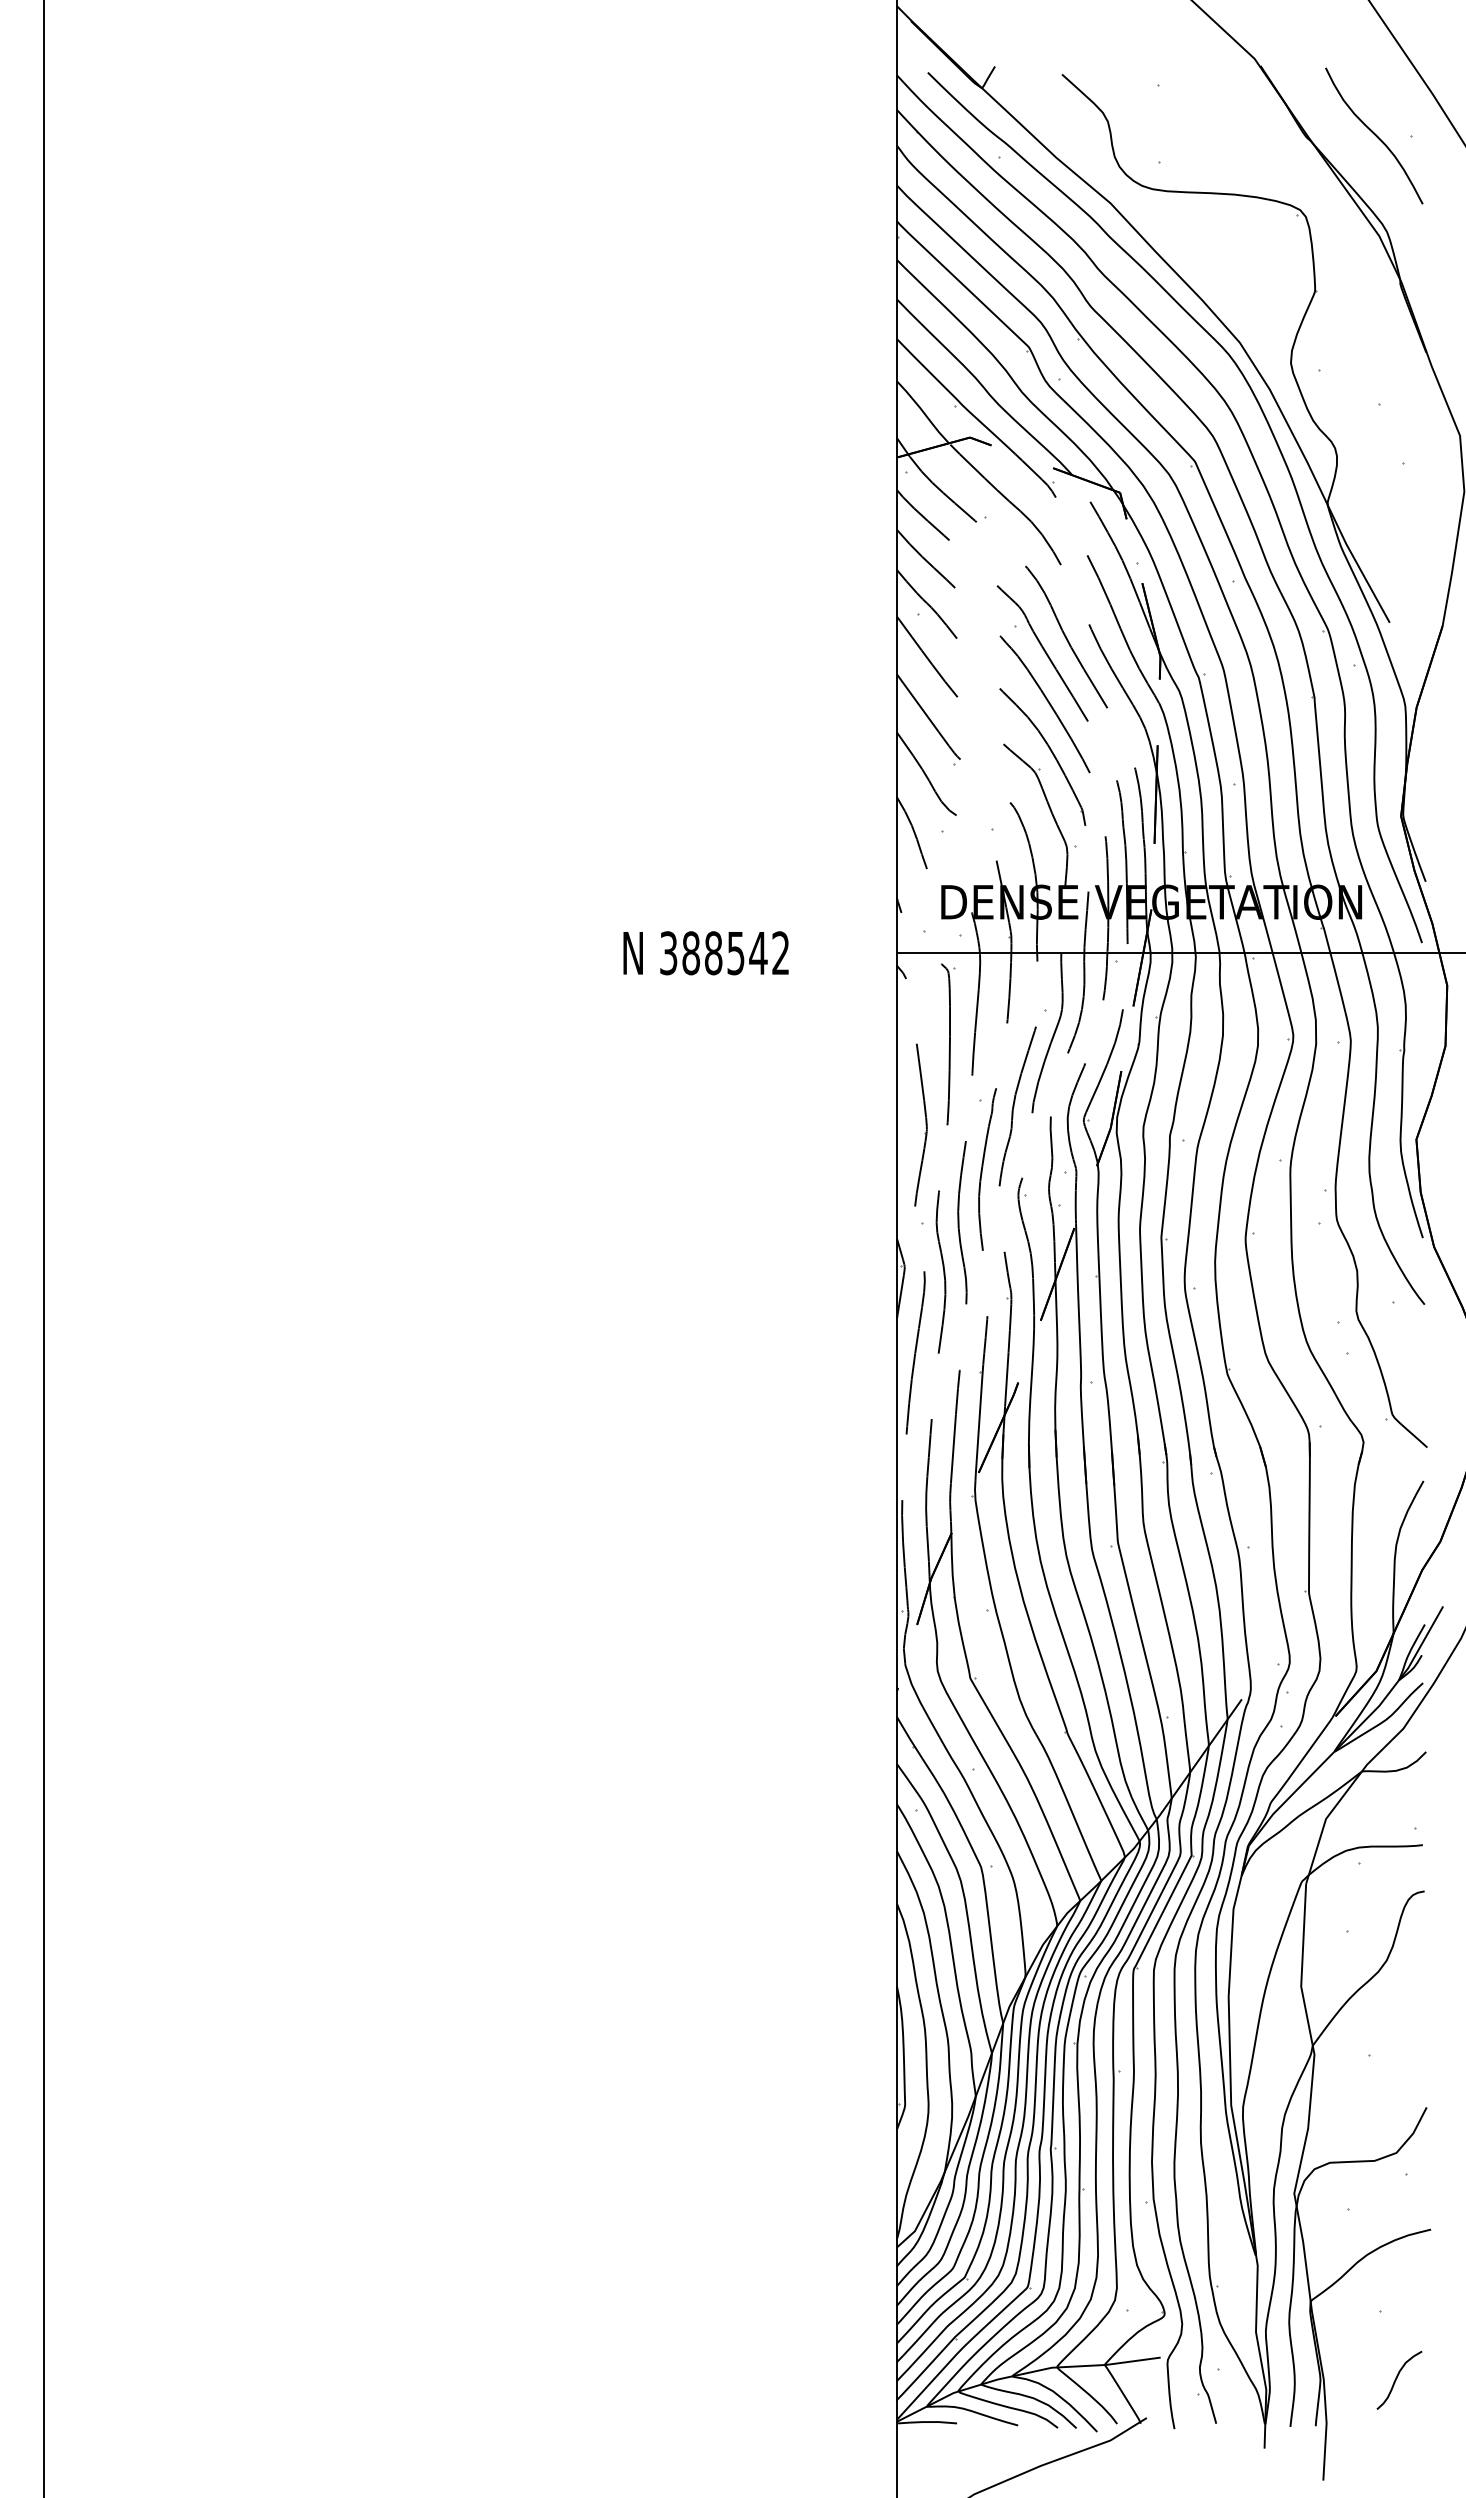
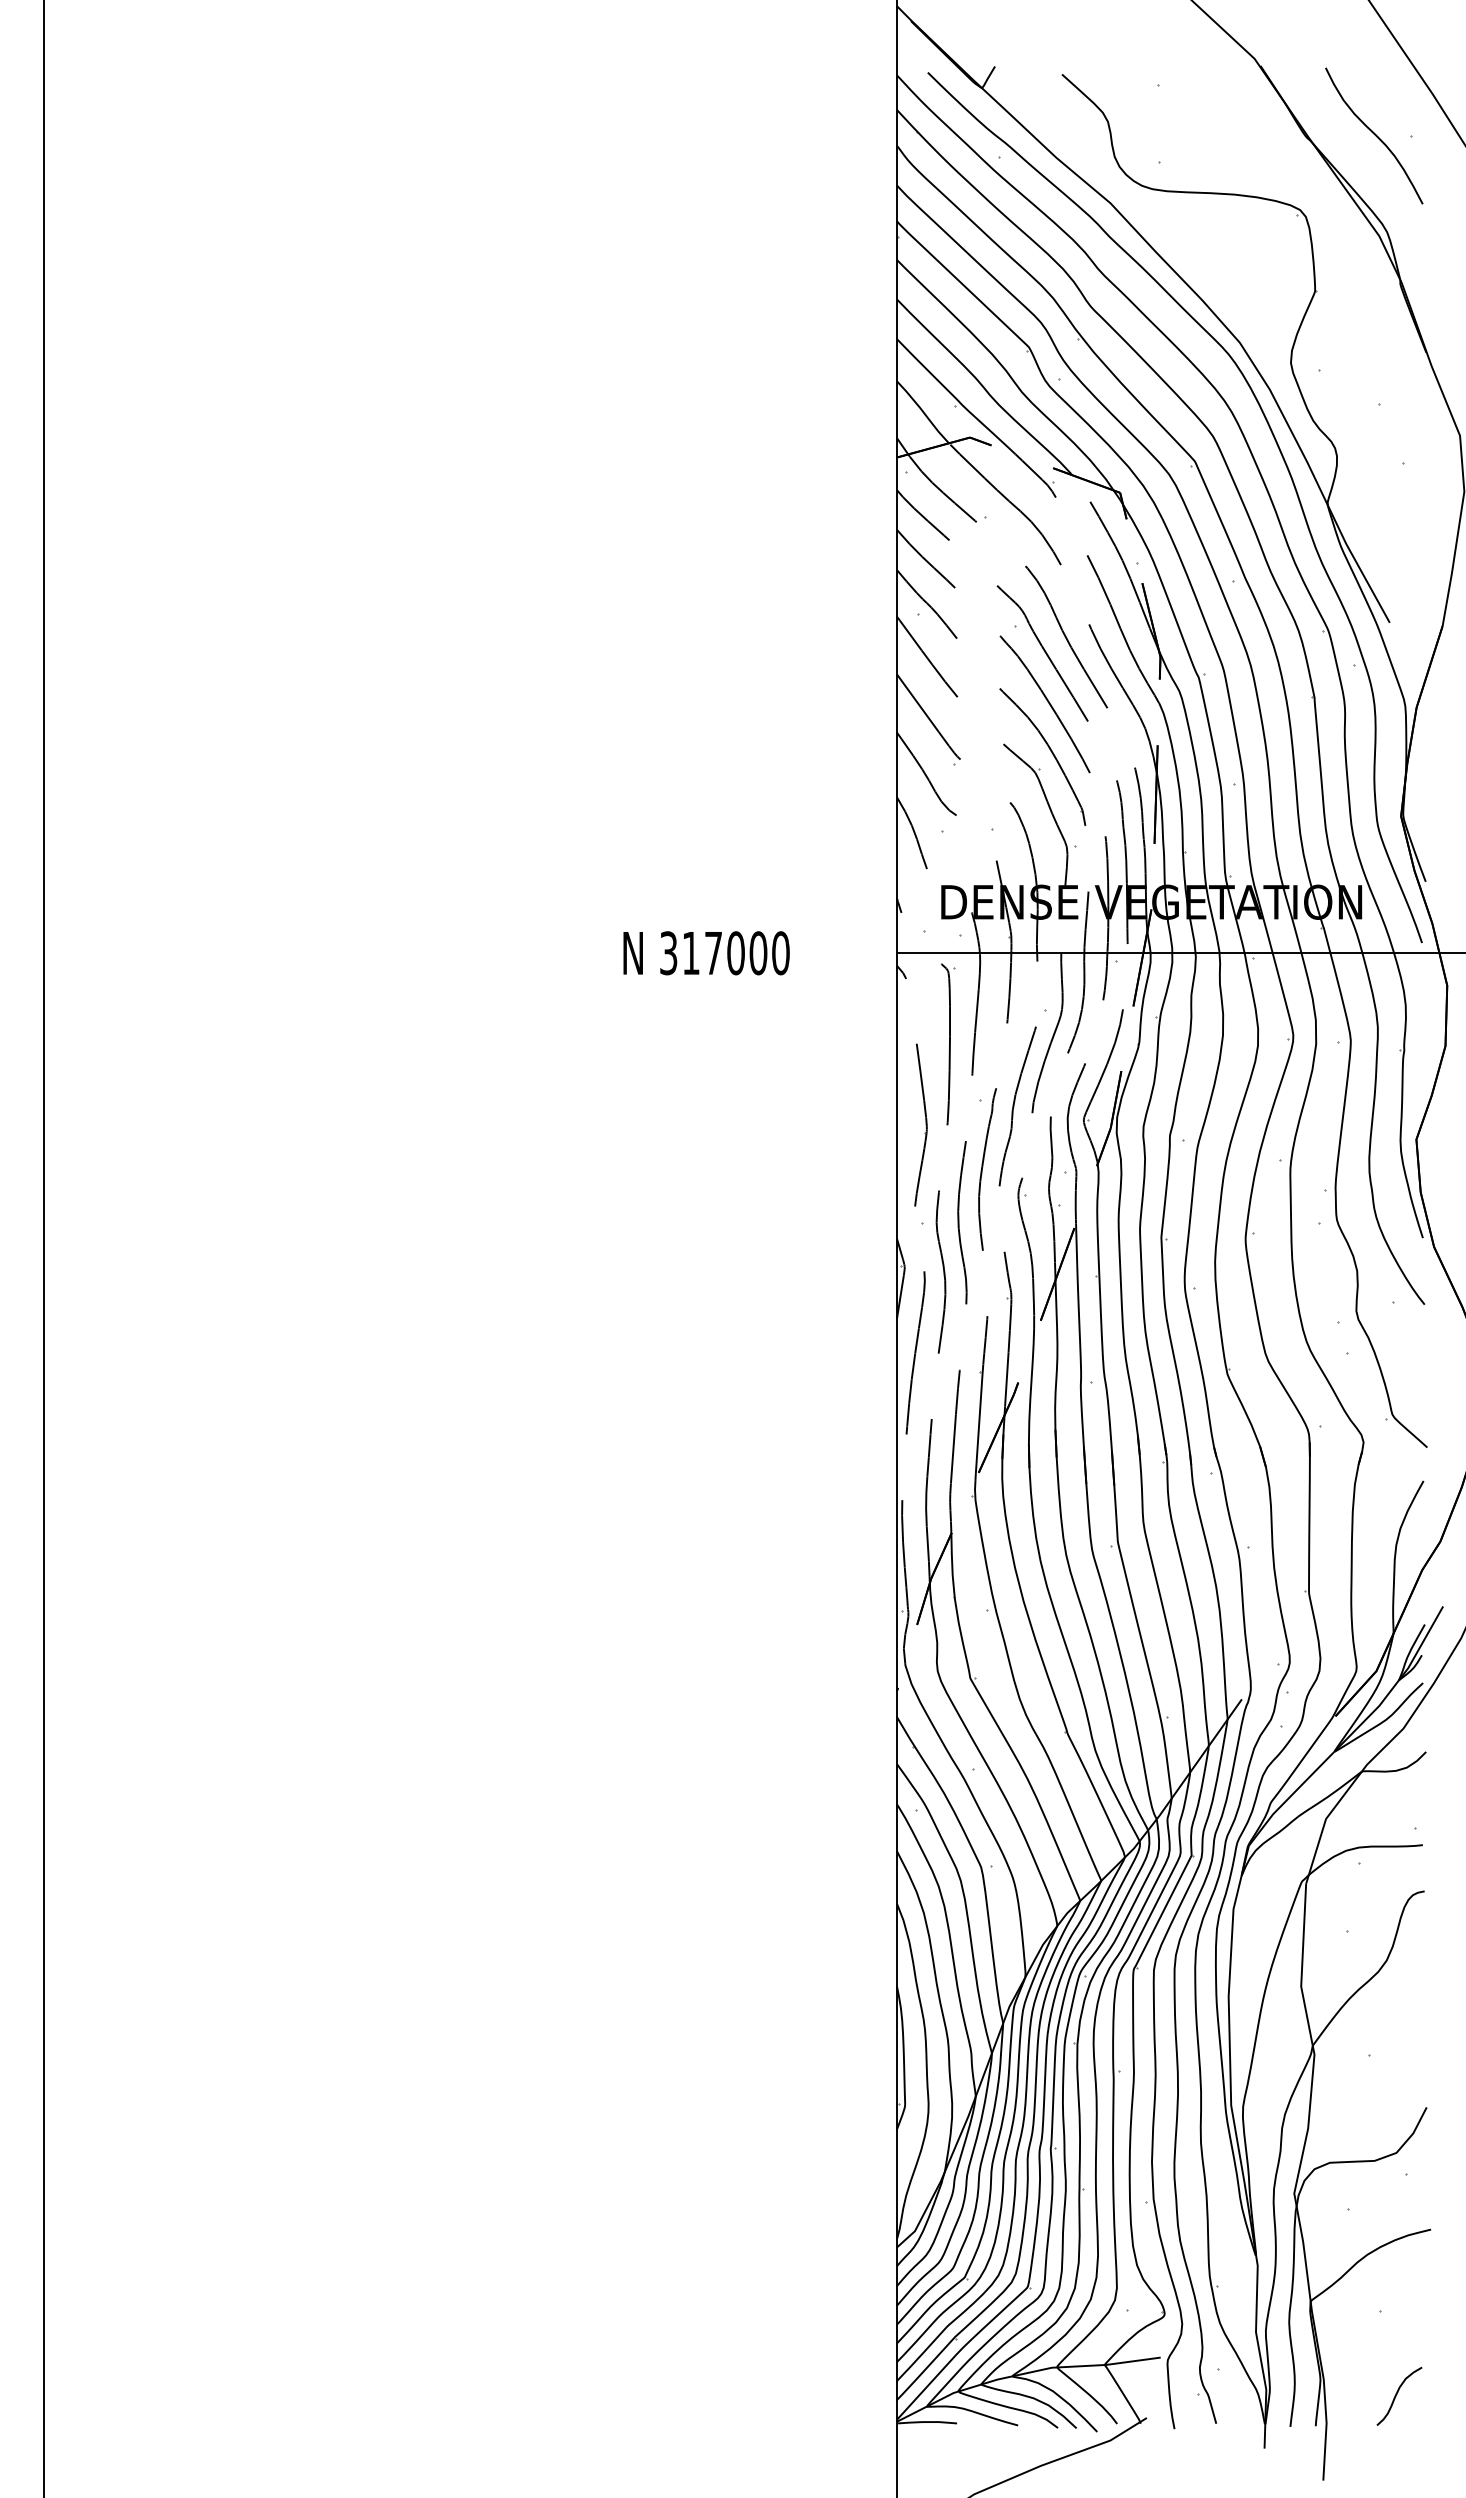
text: 388542 -> 317000 (735, 953)
curve position: (1397, 2378) -> (1397, 2394) (1397, 2394)
